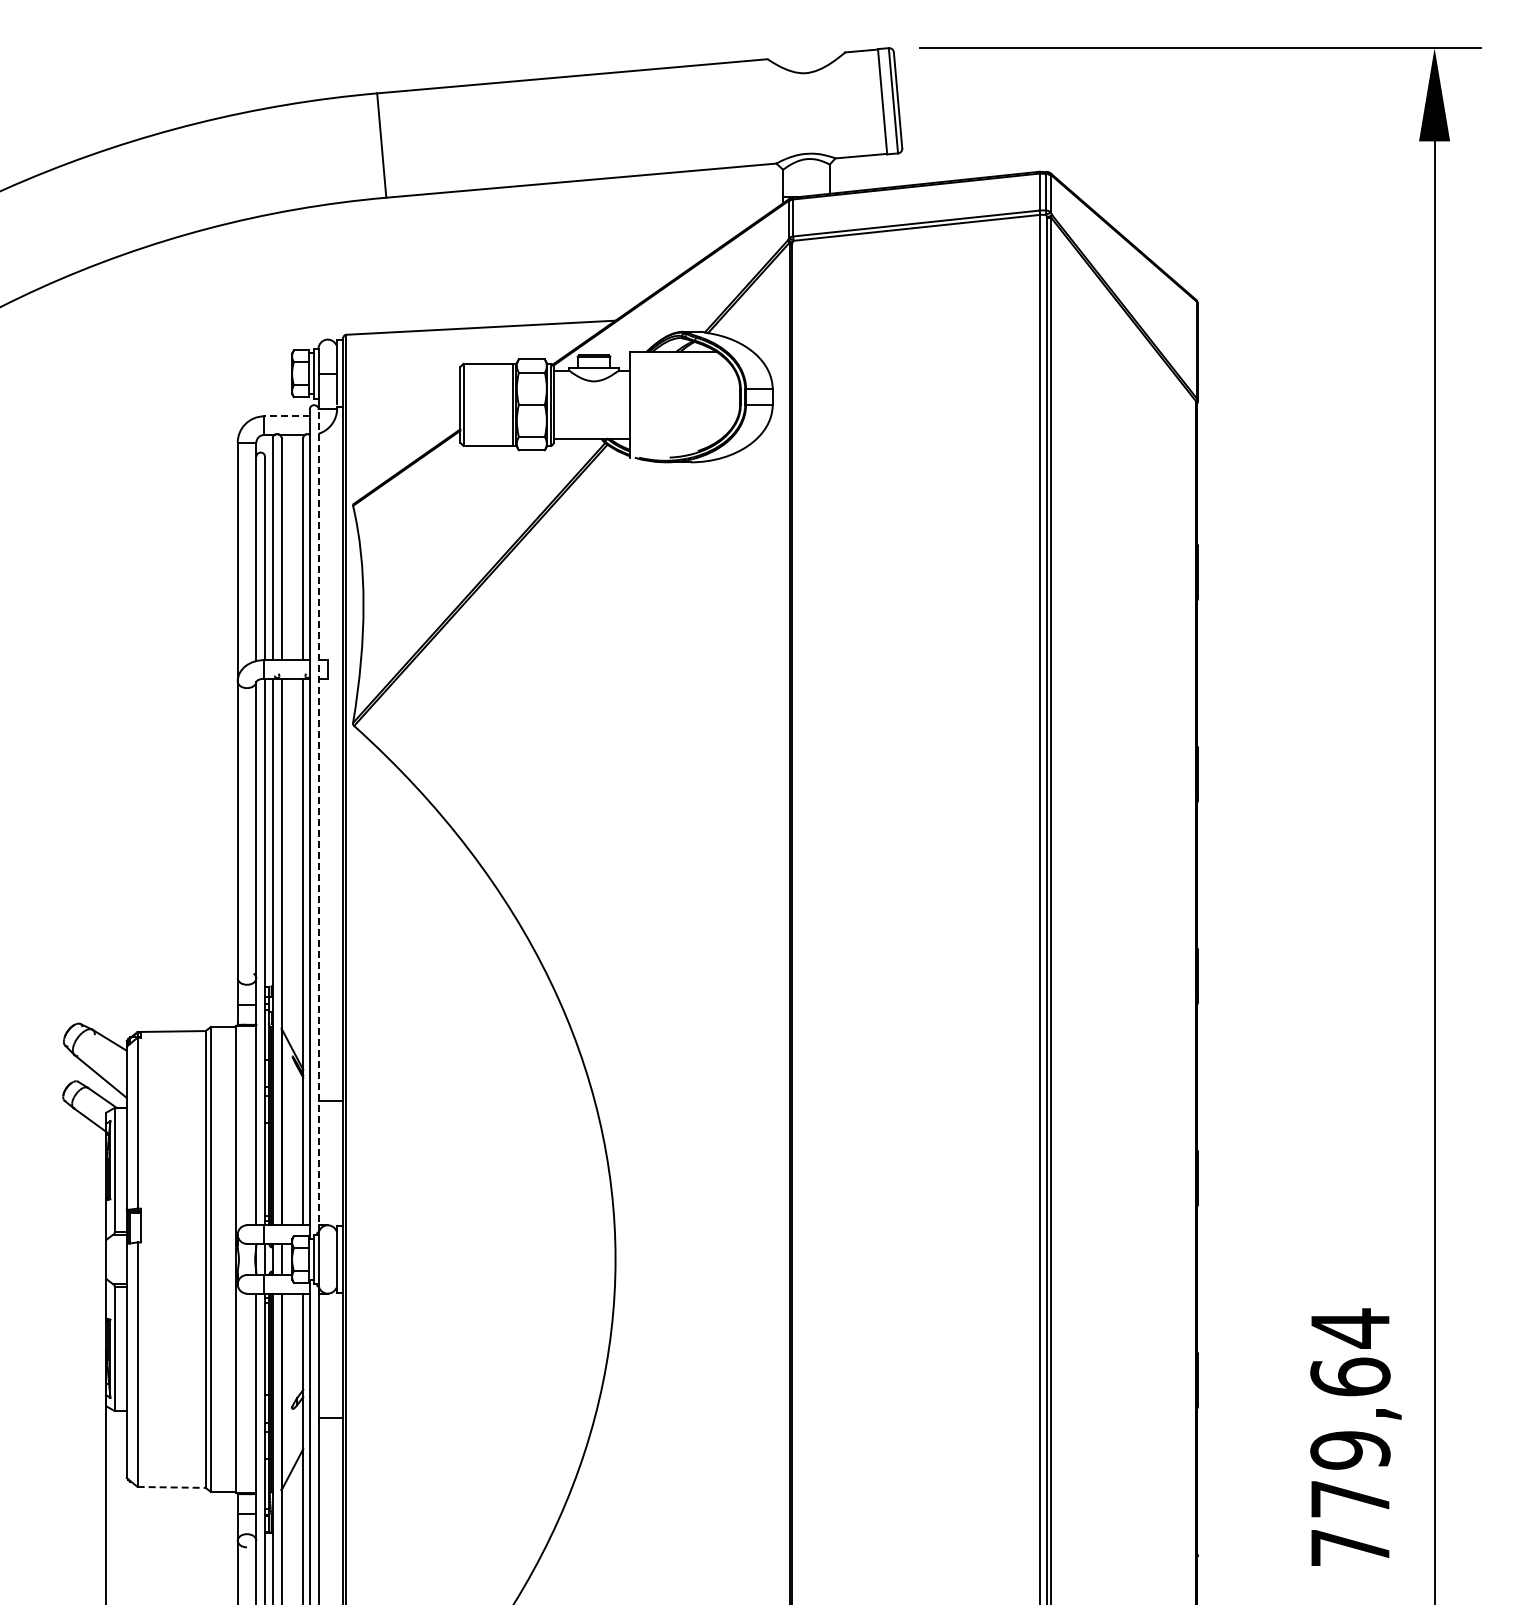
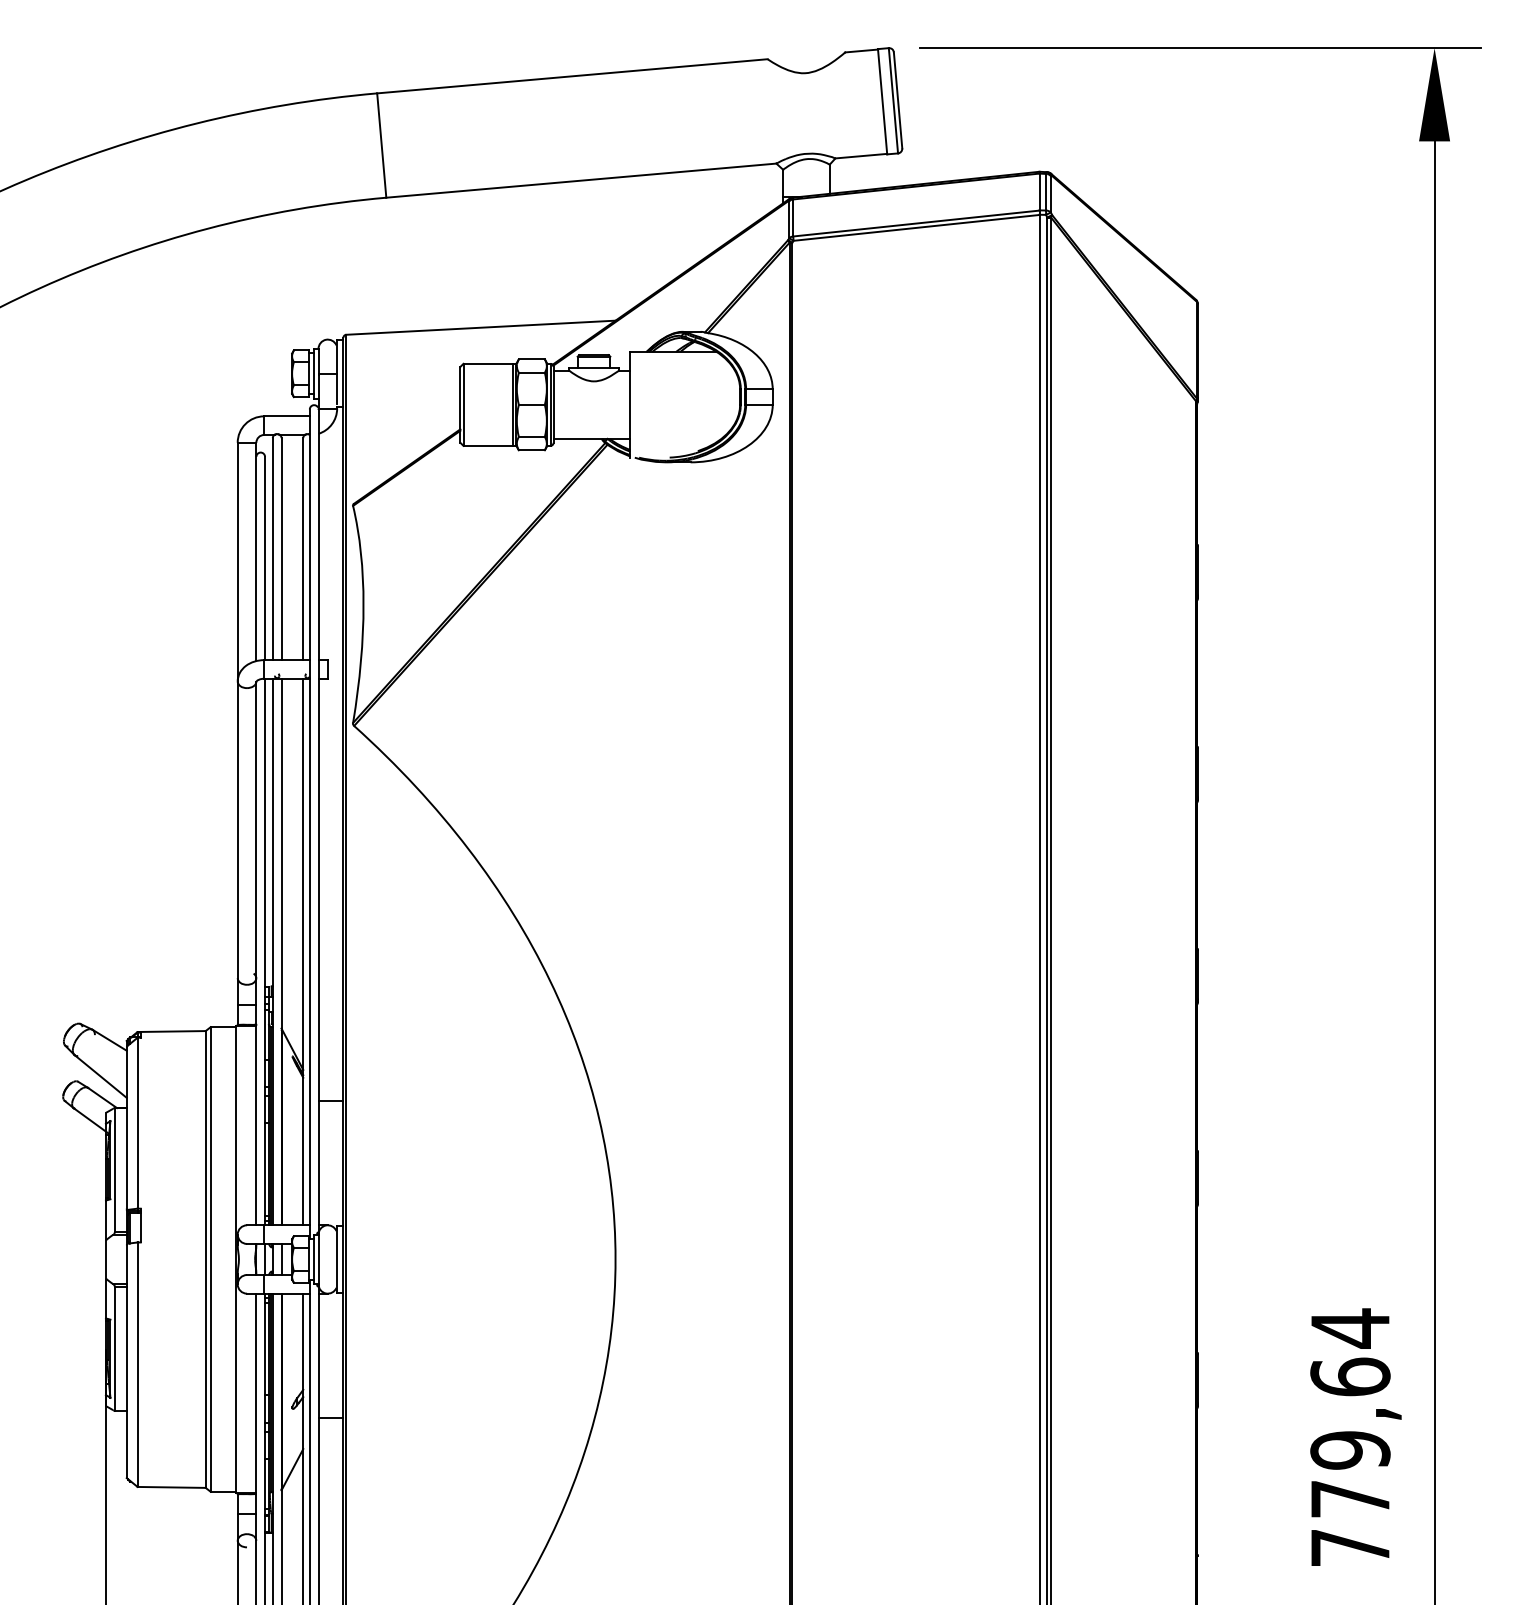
line: dashed -> solid (286, 416)
line: dashed -> solid (318, 821)
line: dashed -> solid (172, 1487)
